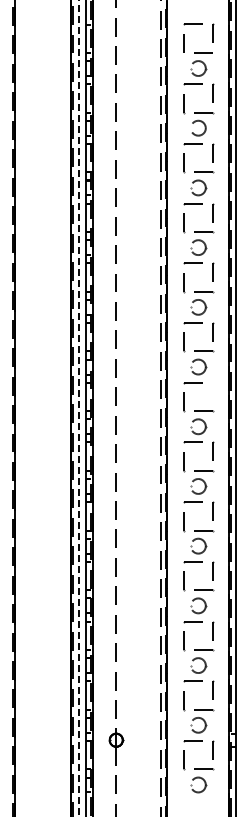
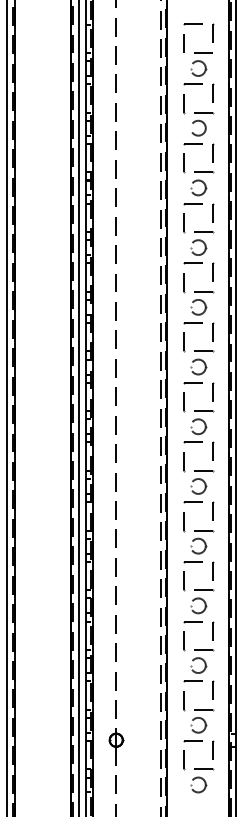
line: none -> present (213, 391)
line: none -> present (7, 407)
line: dashed -> solid (78, 408)
